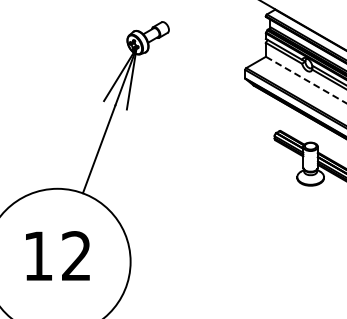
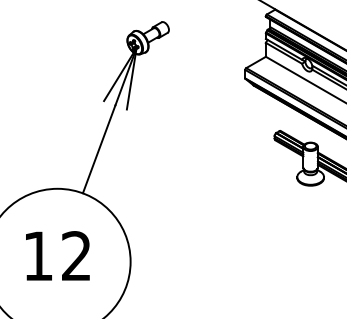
line: dashed -> solid (306, 80)
